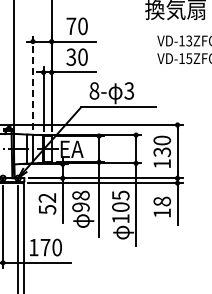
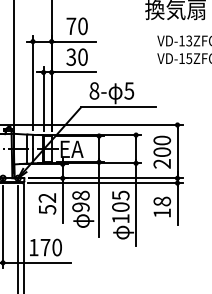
line: dashed -> solid (32, 82)
text: 3 -> 5 (129, 90)
text: 130 -> 200 (161, 157)
